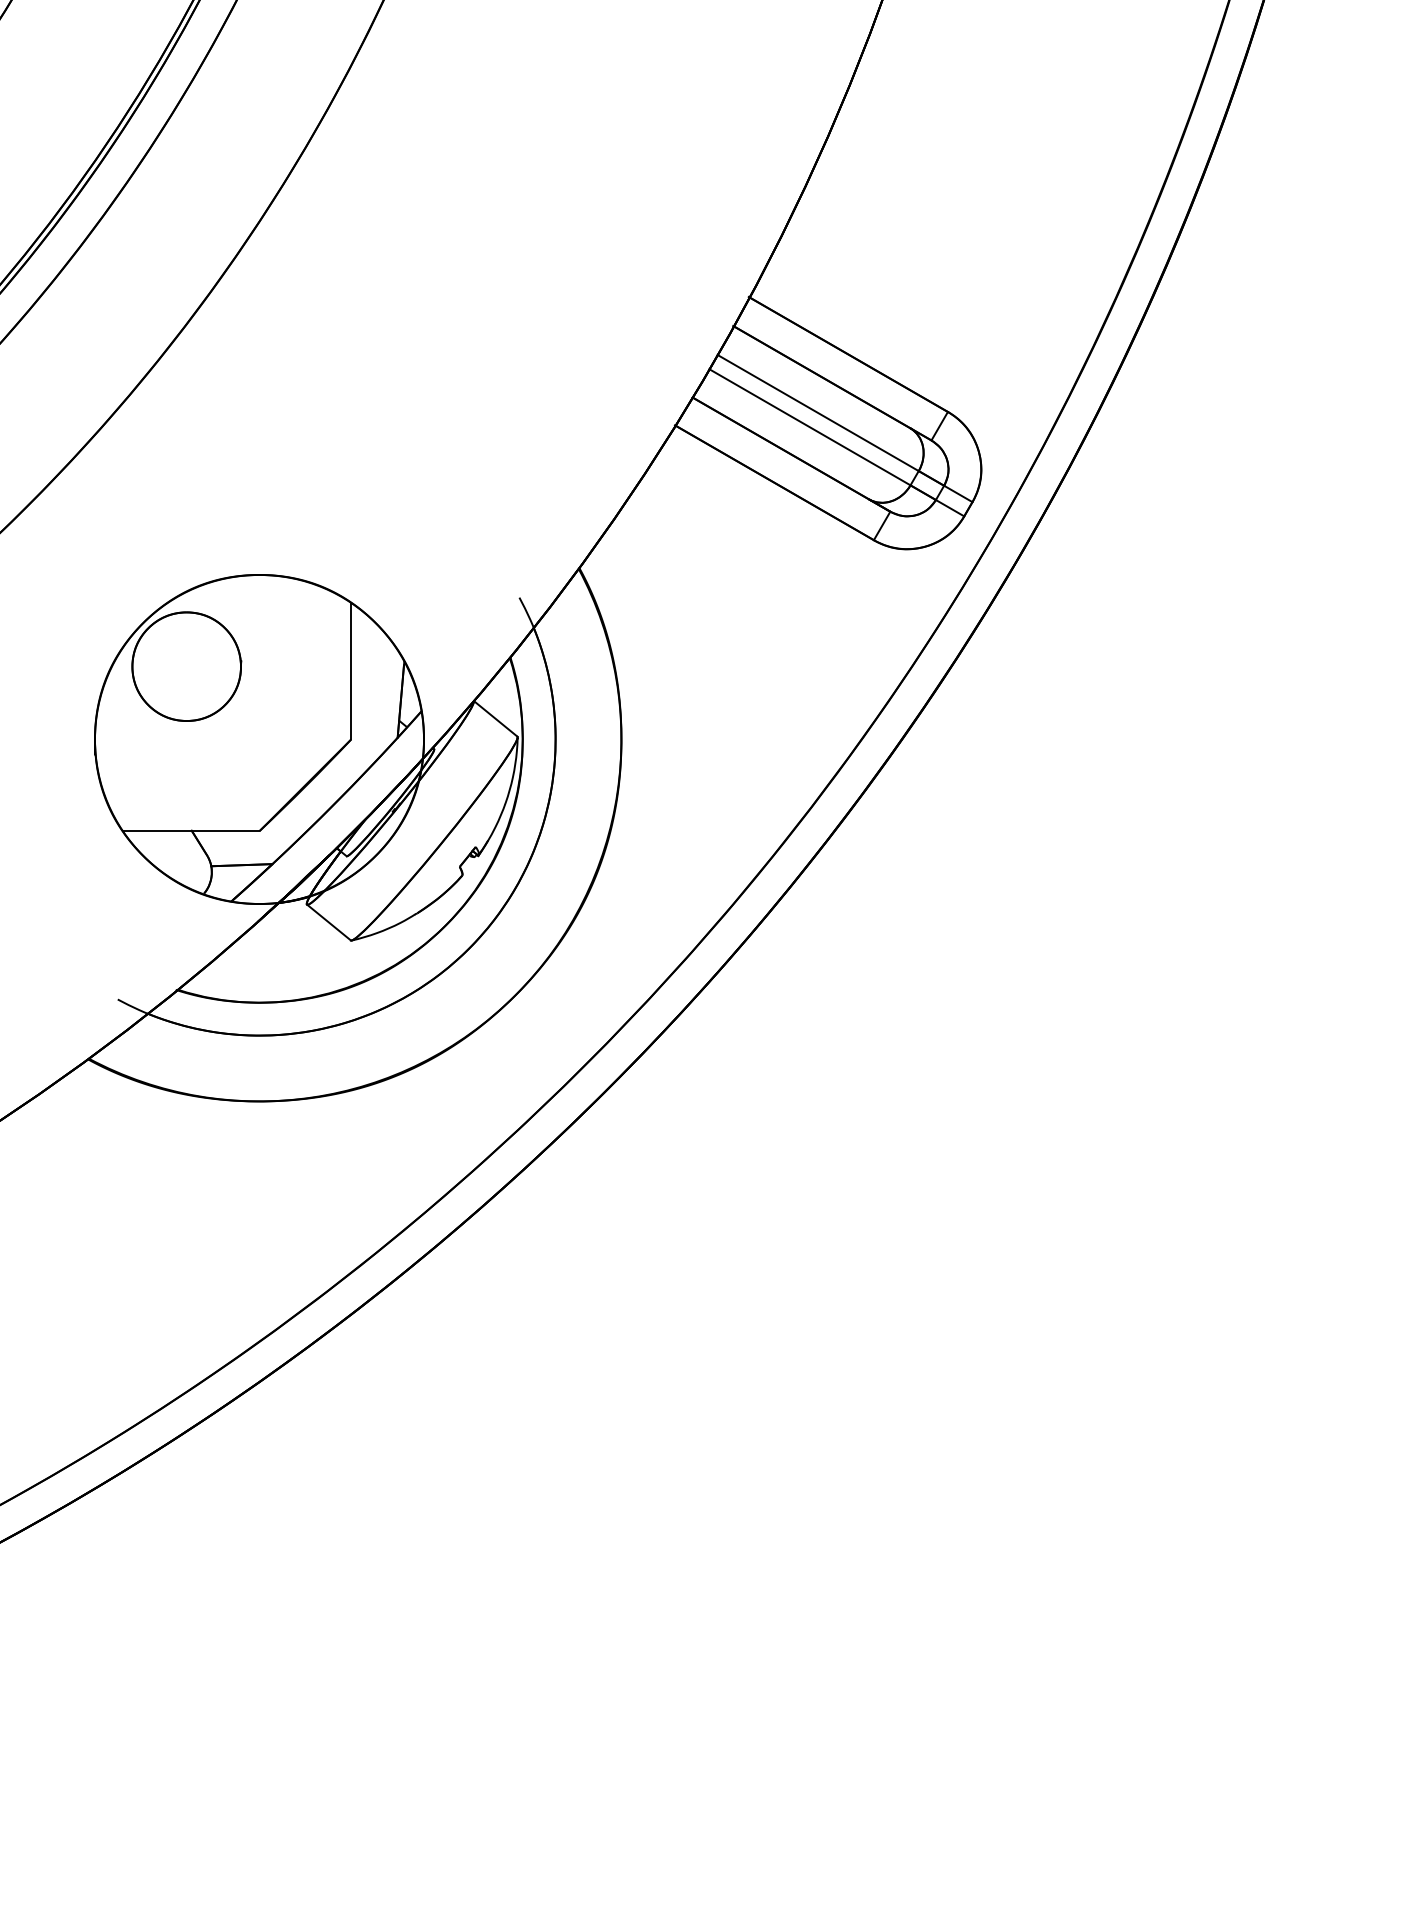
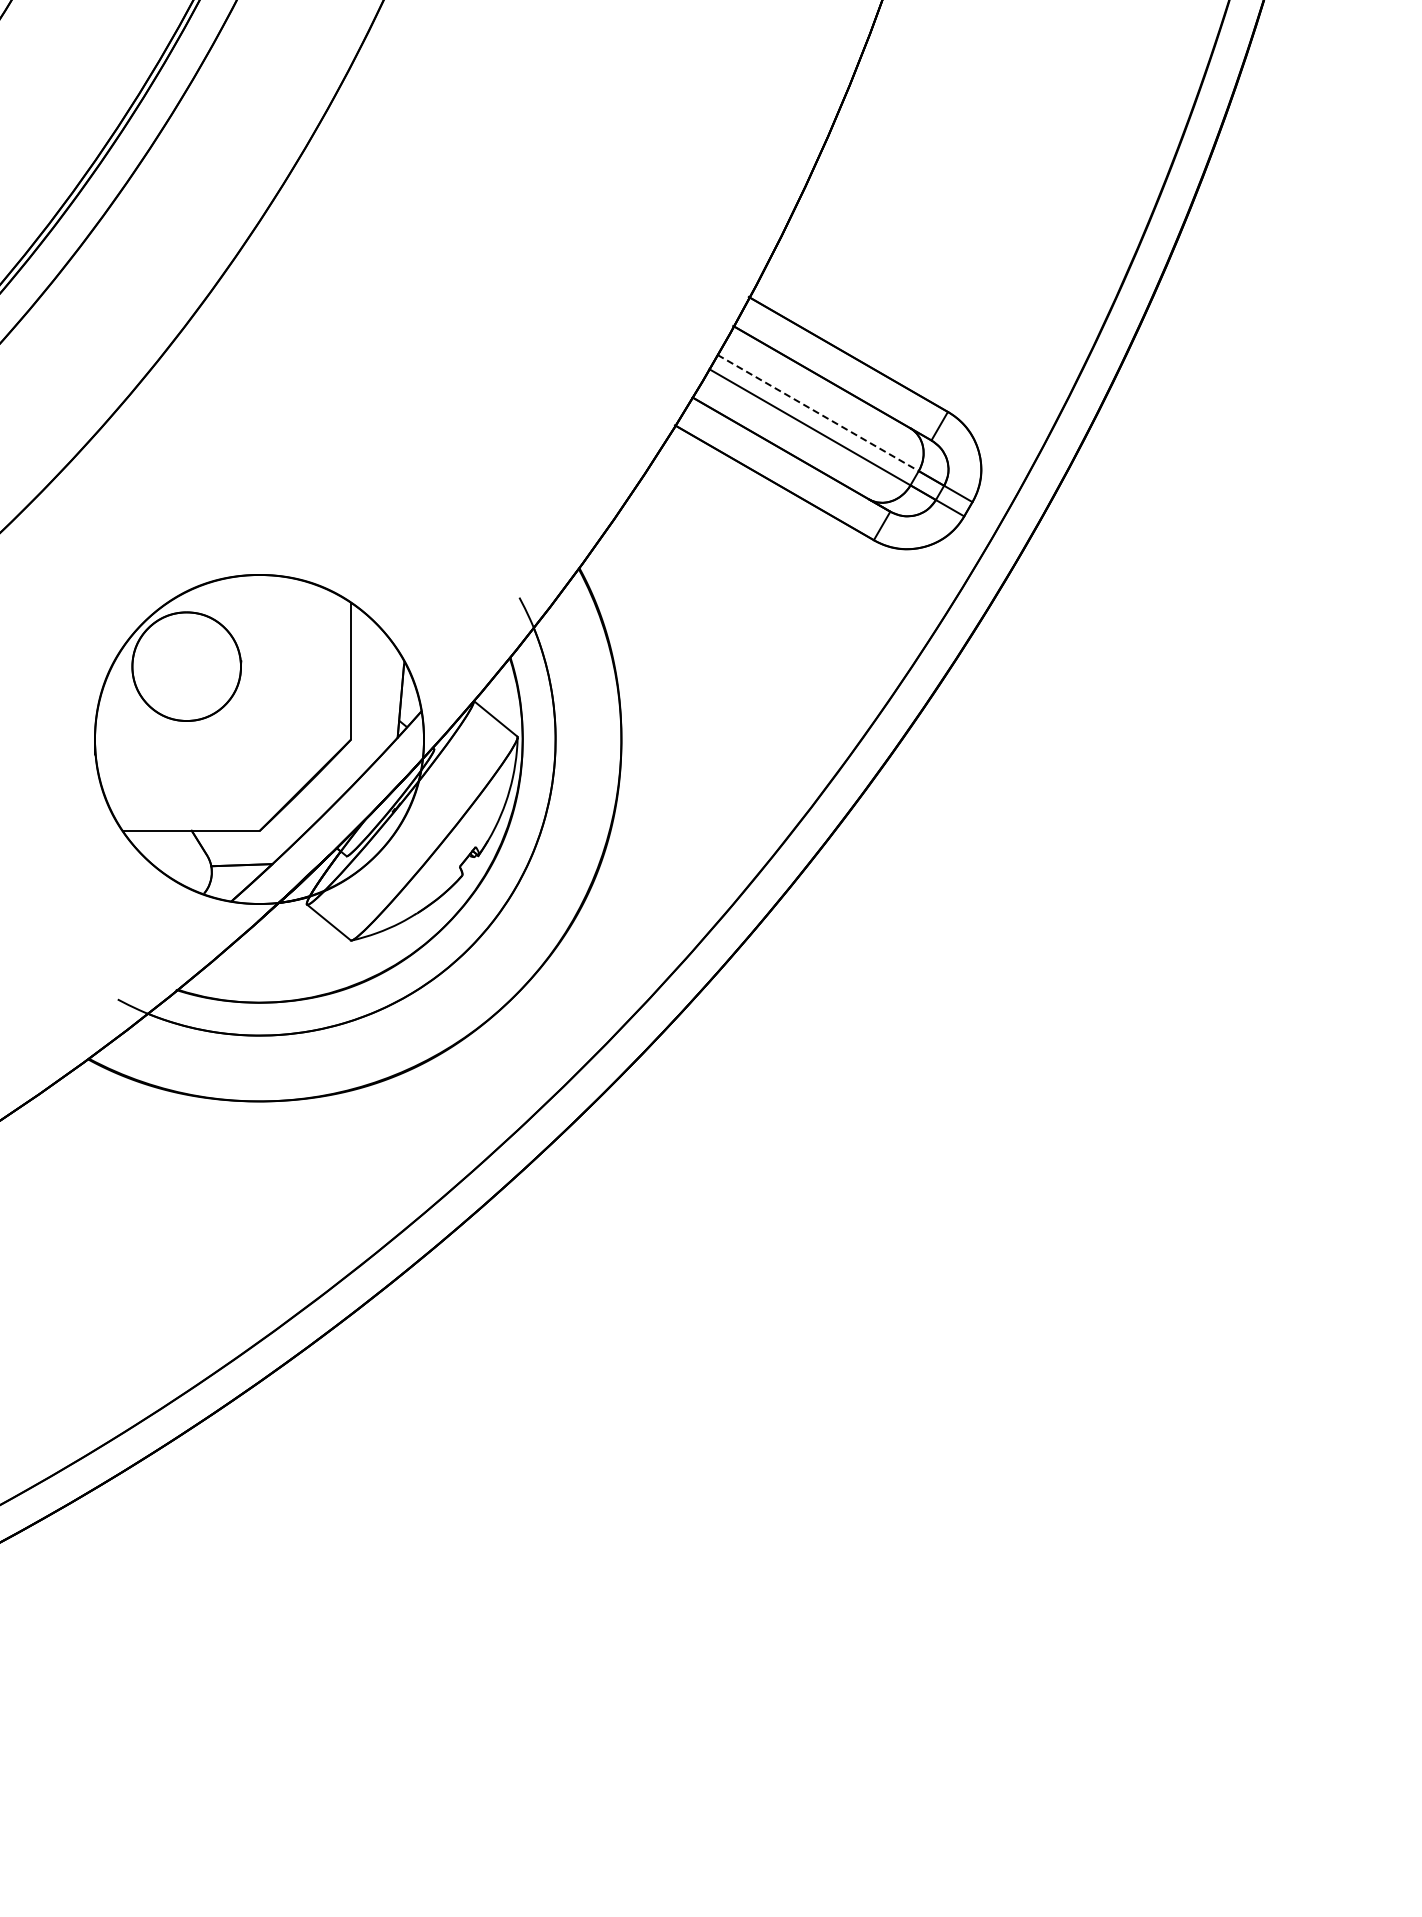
line: solid -> dashed (818, 413)
